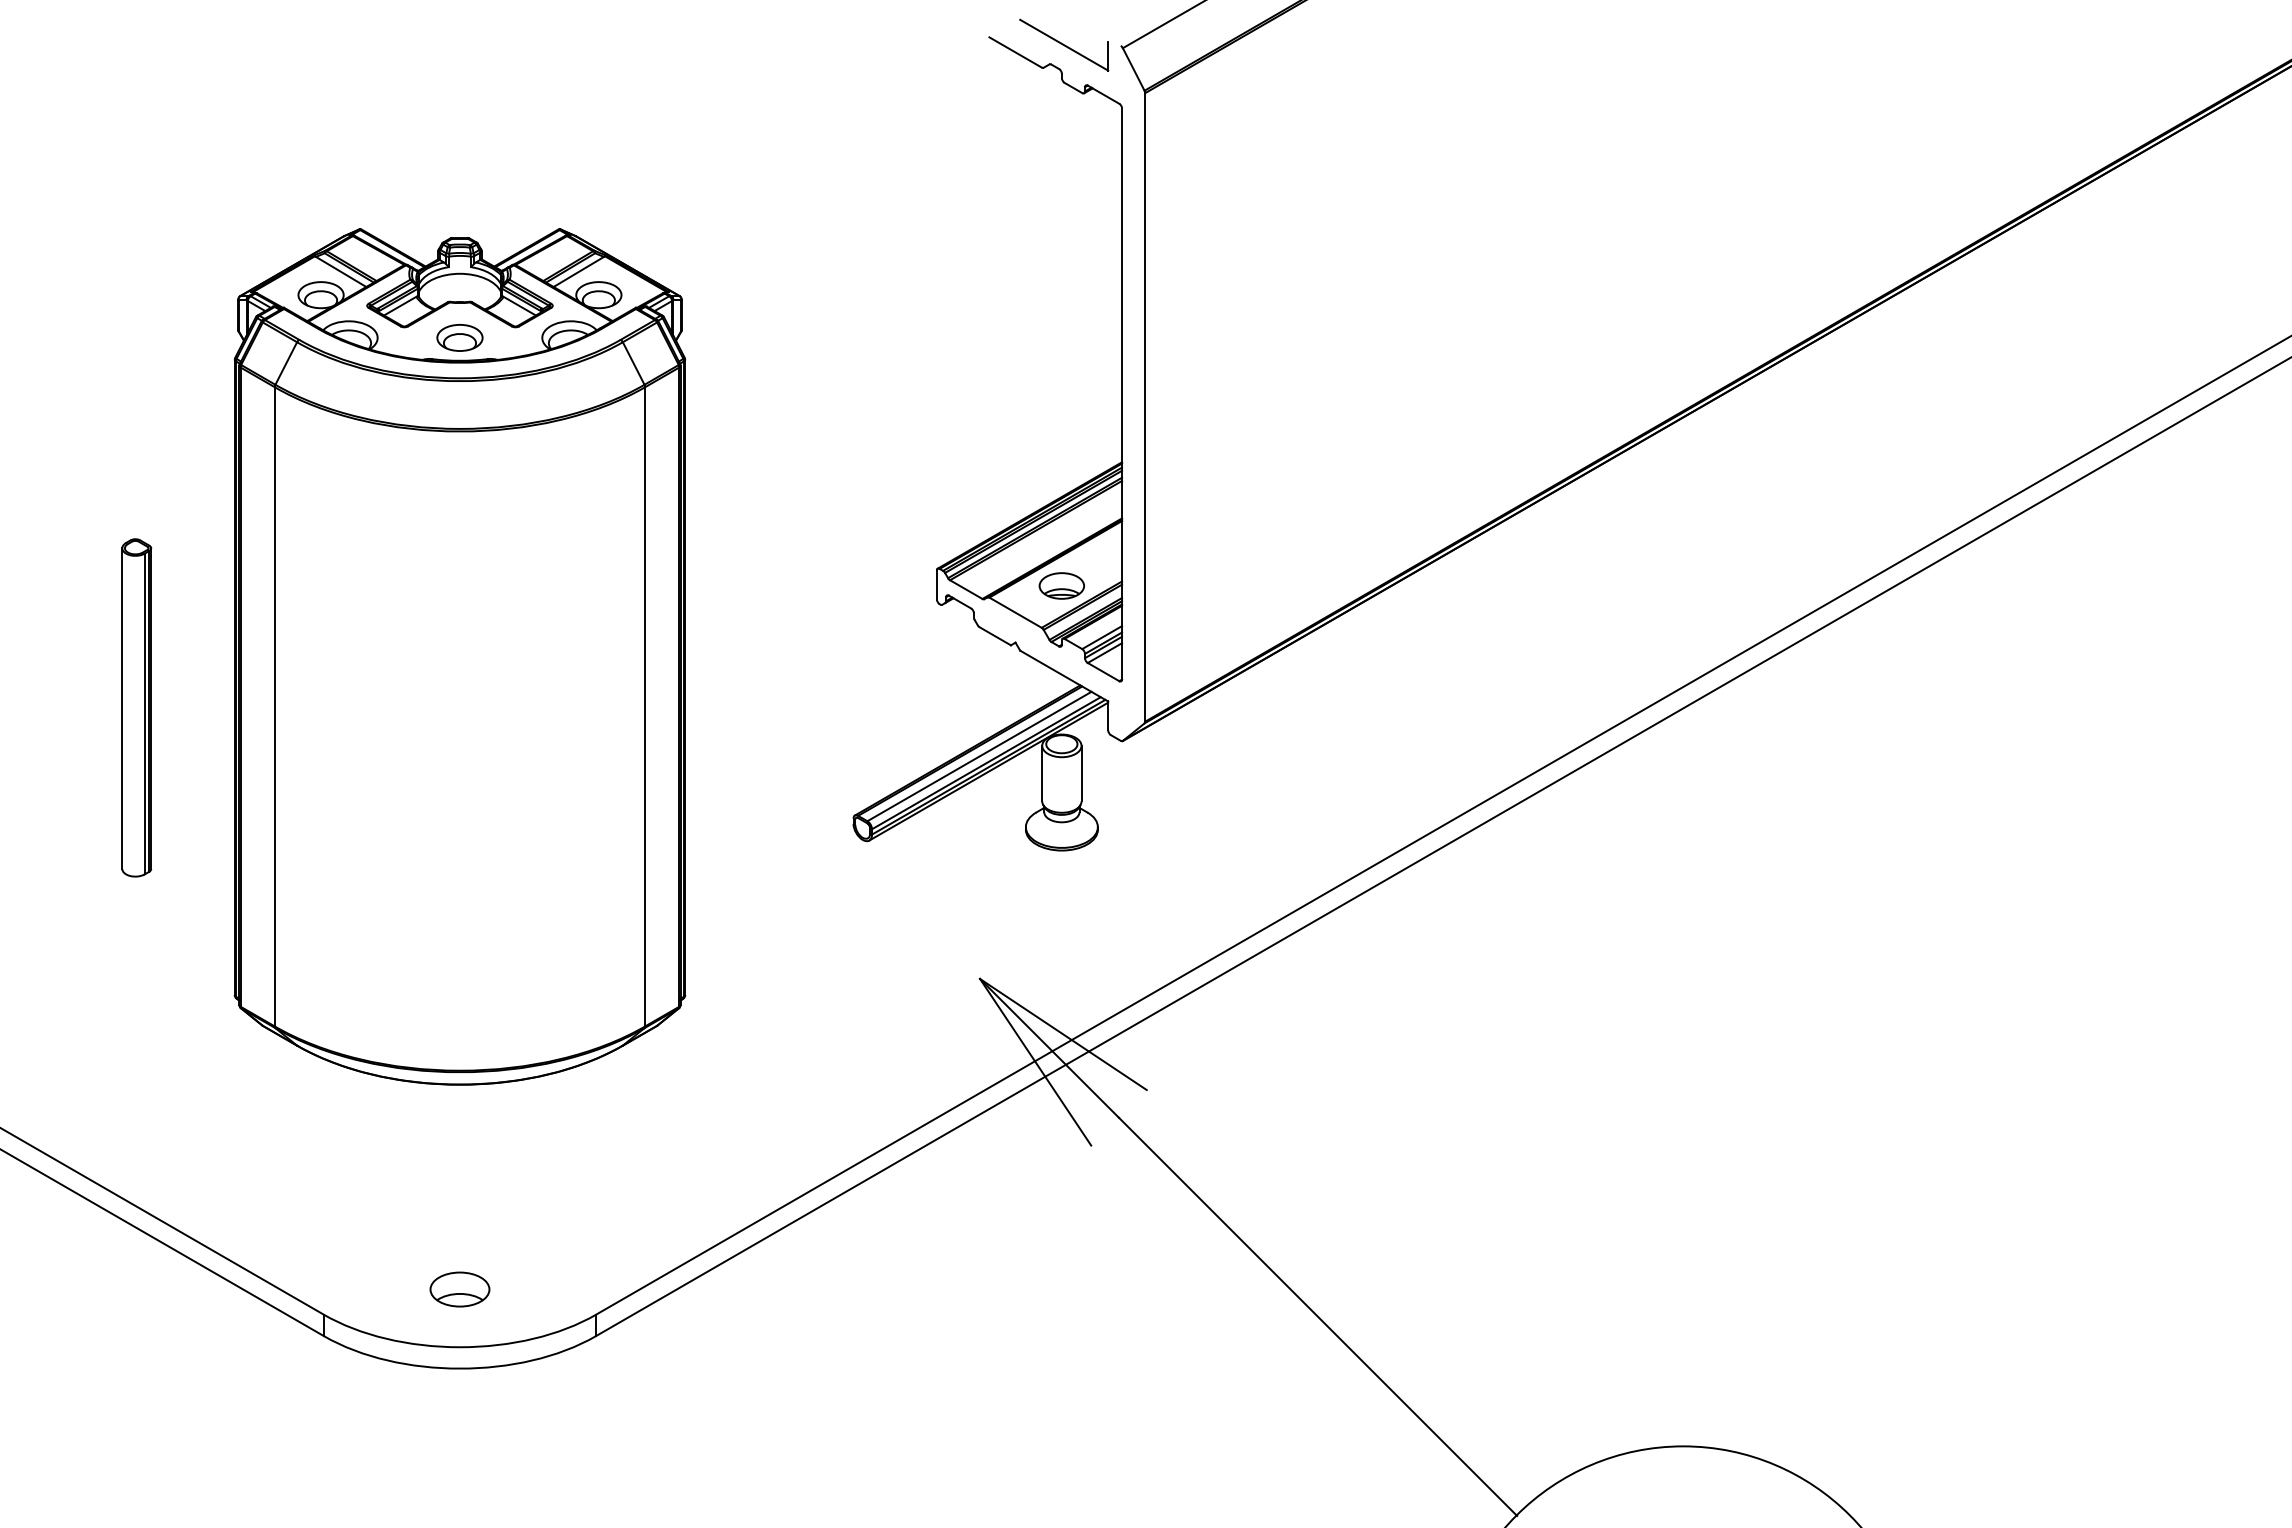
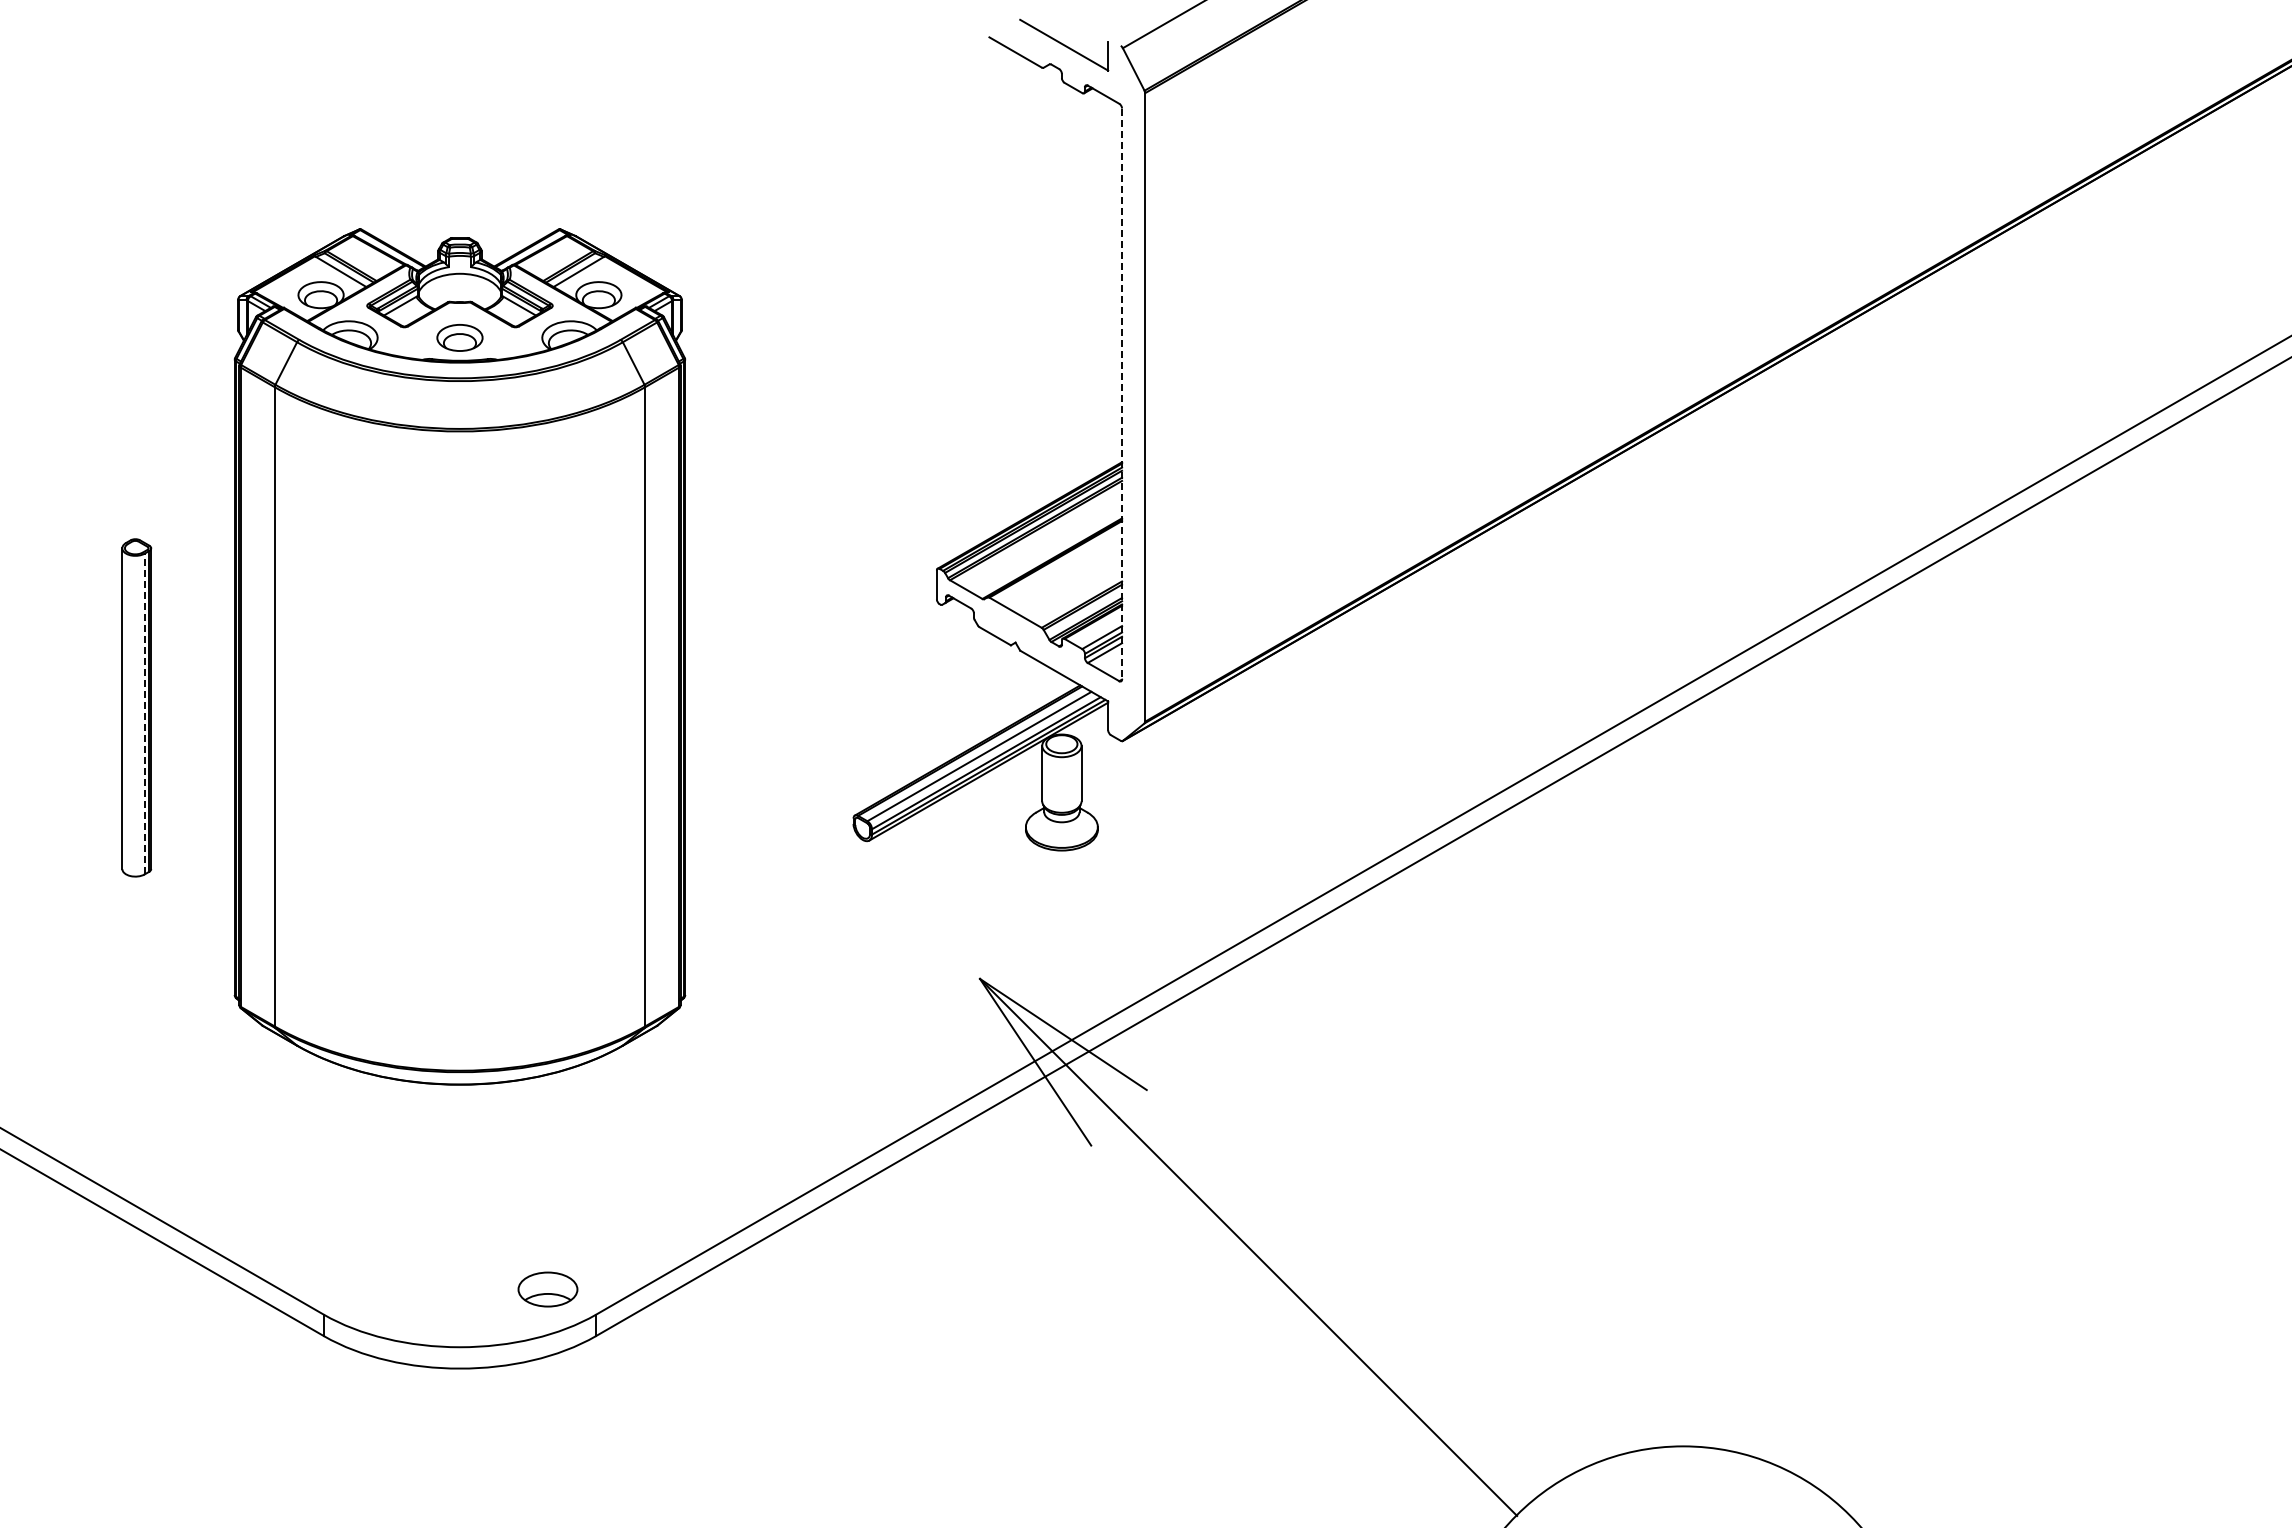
line: solid -> dashed (1122, 394)
part: present -> none (1061, 585)
line: solid -> dashed (144, 713)
part position: (459, 1289) -> (547, 1289) (547, 1289)
